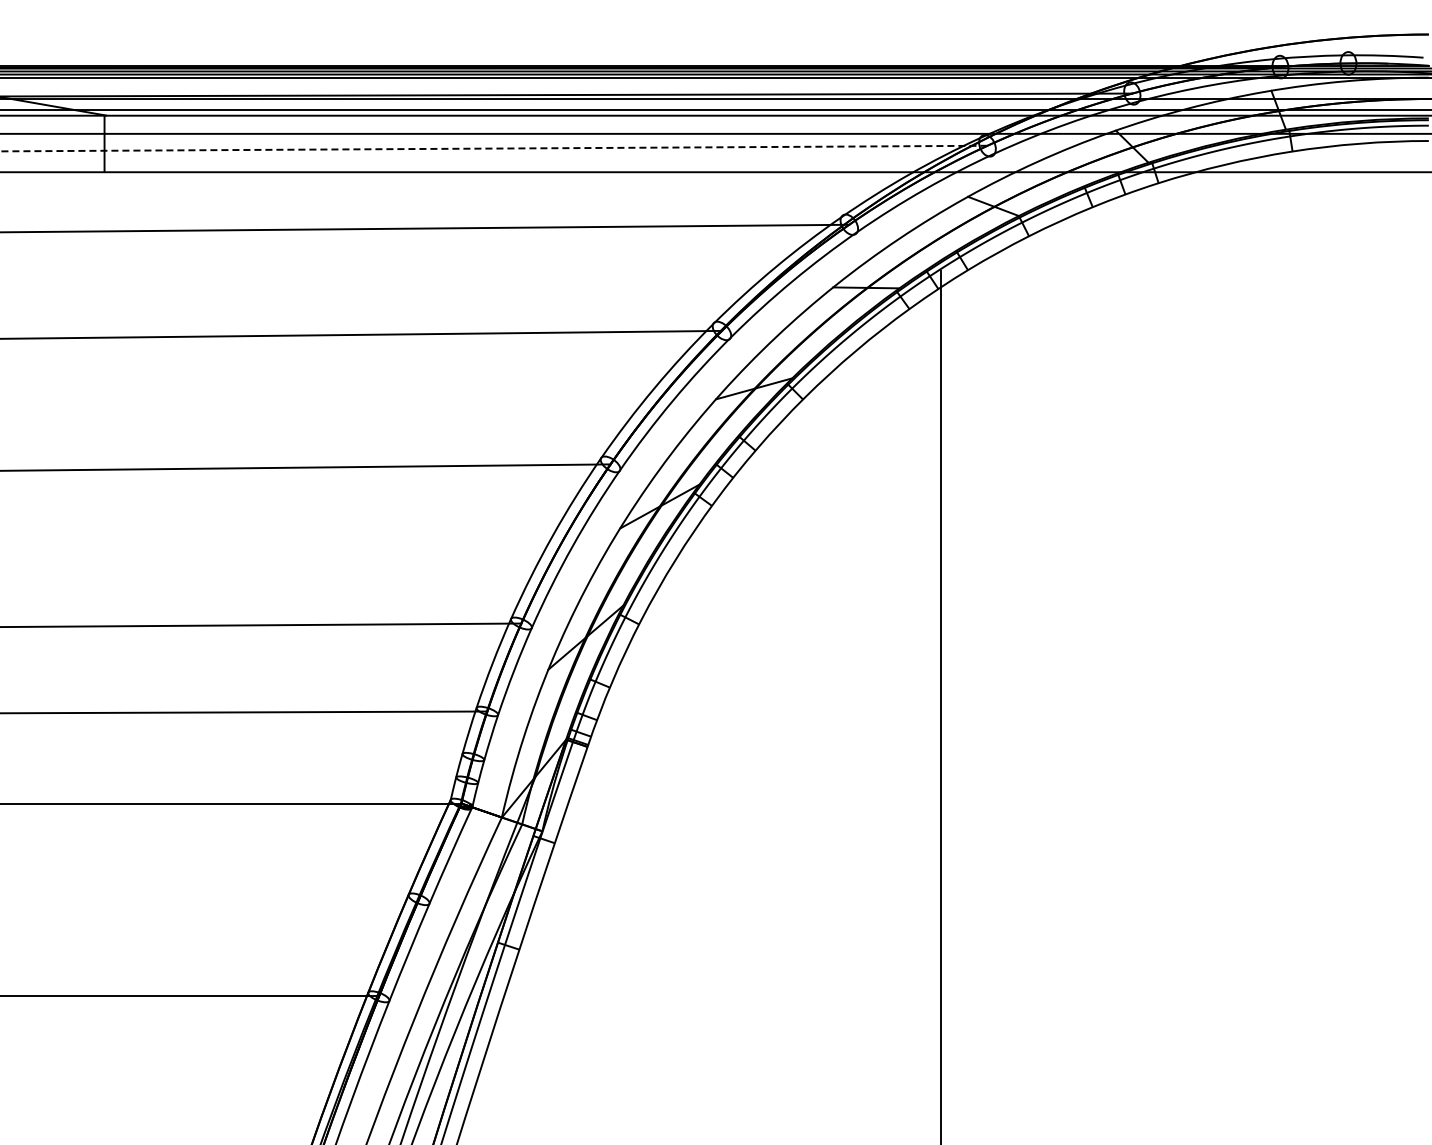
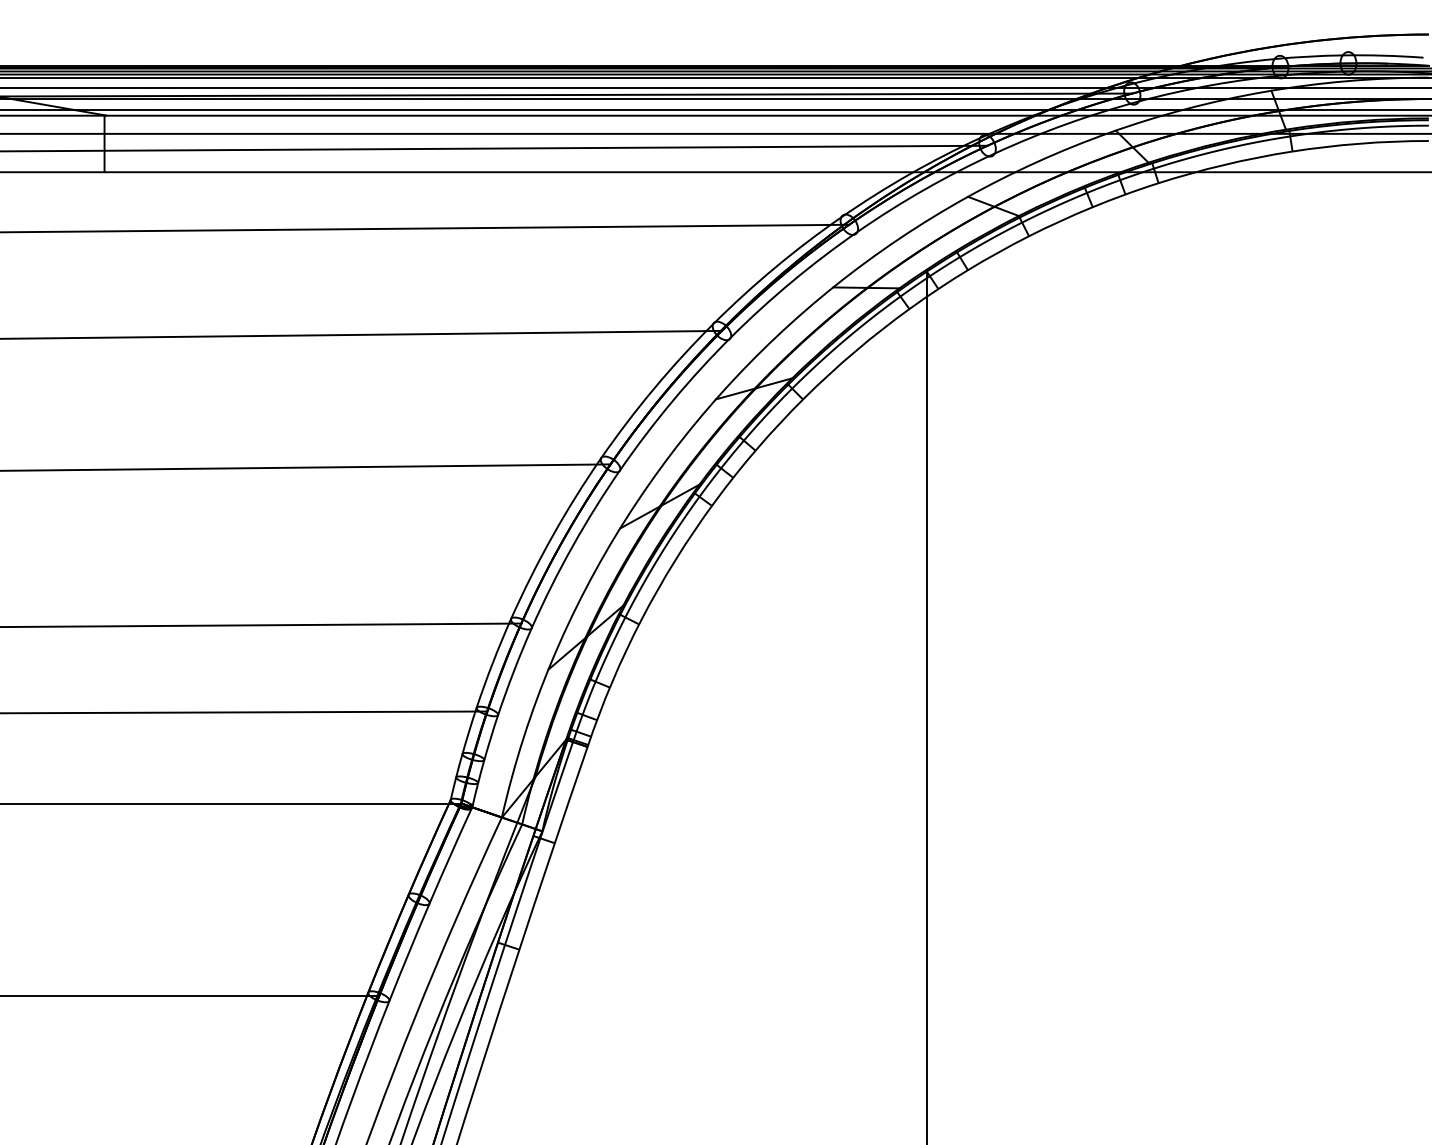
line: none -> present (715, 88)
line: dashed -> solid (493, 148)
line position: (941, 706) -> (927, 706) (927, 706)
